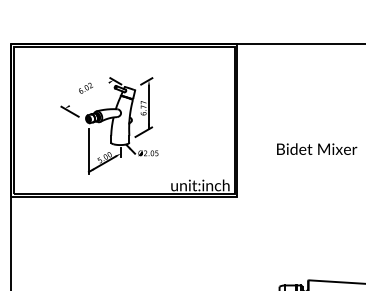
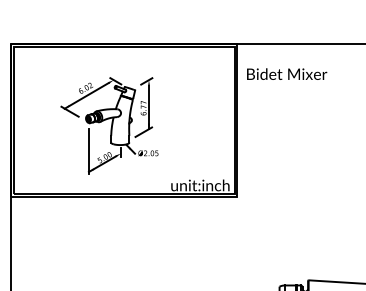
line: none -> present (86, 95)
text position: (317, 148) -> (287, 73) (287, 73)
